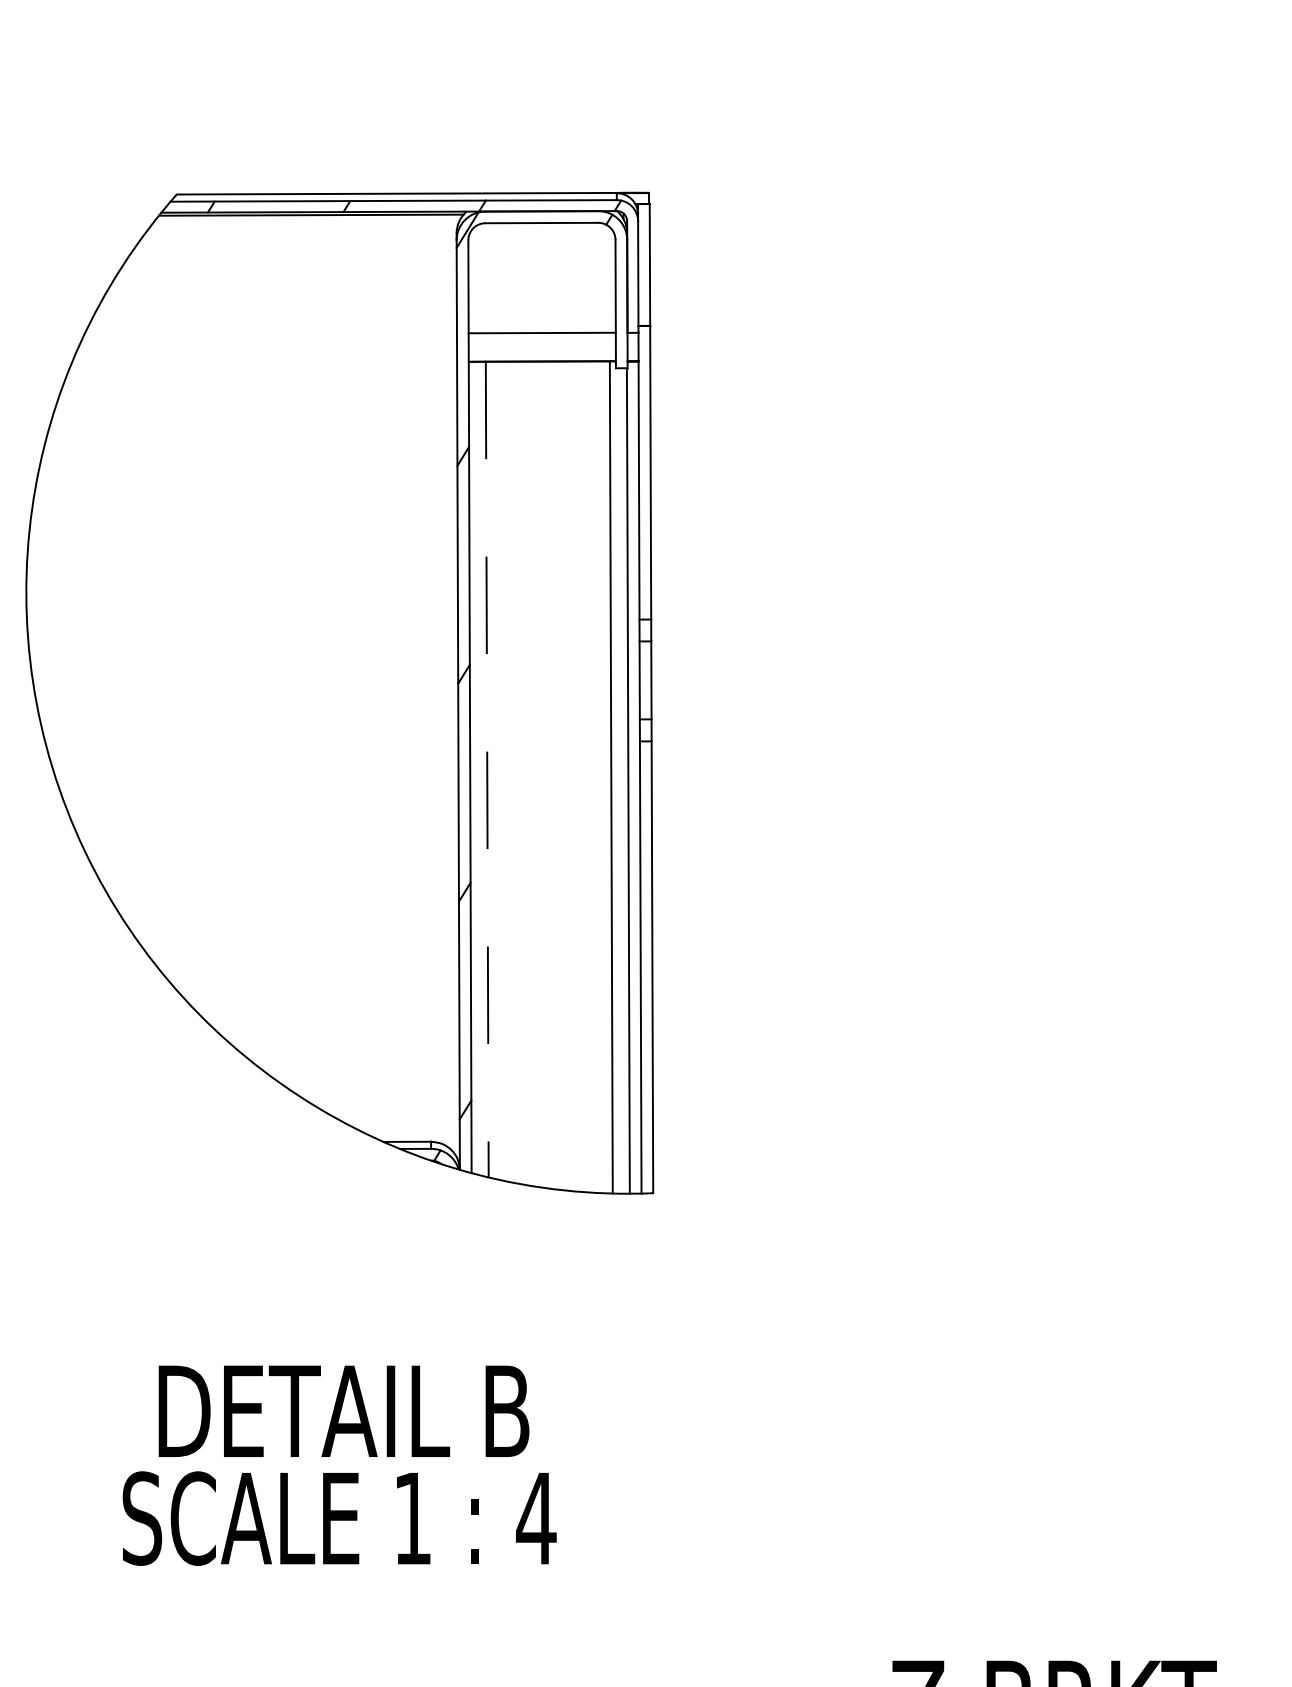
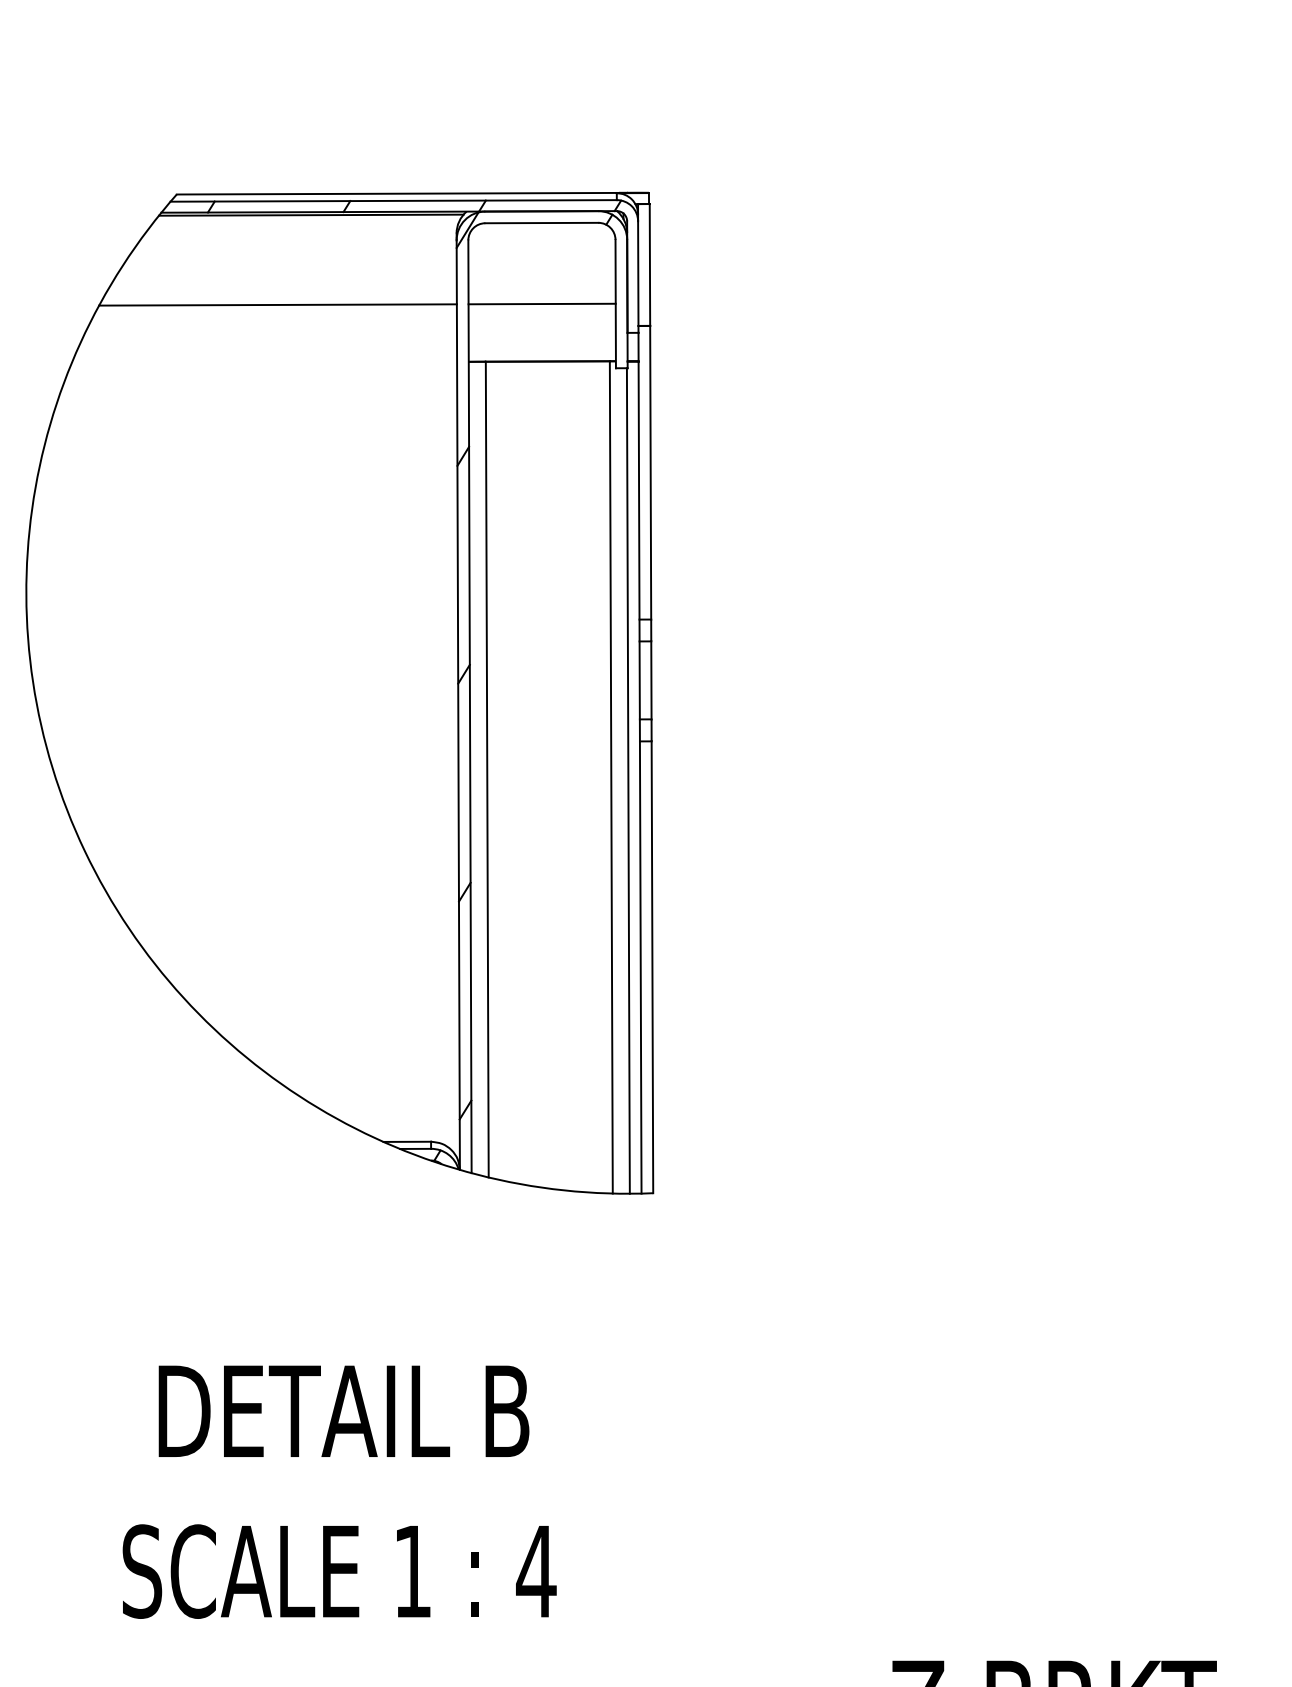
line: none -> present (277, 304)
line position: (541, 332) -> (541, 303) (541, 303)
line: dashed -> solid (487, 769)
text position: (339, 1518) -> (339, 1571) (339, 1571)
